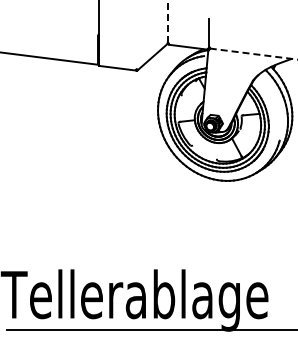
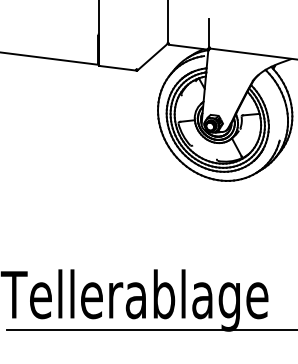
line: dashed -> solid (167, 22)
line: dashed -> solid (254, 54)
